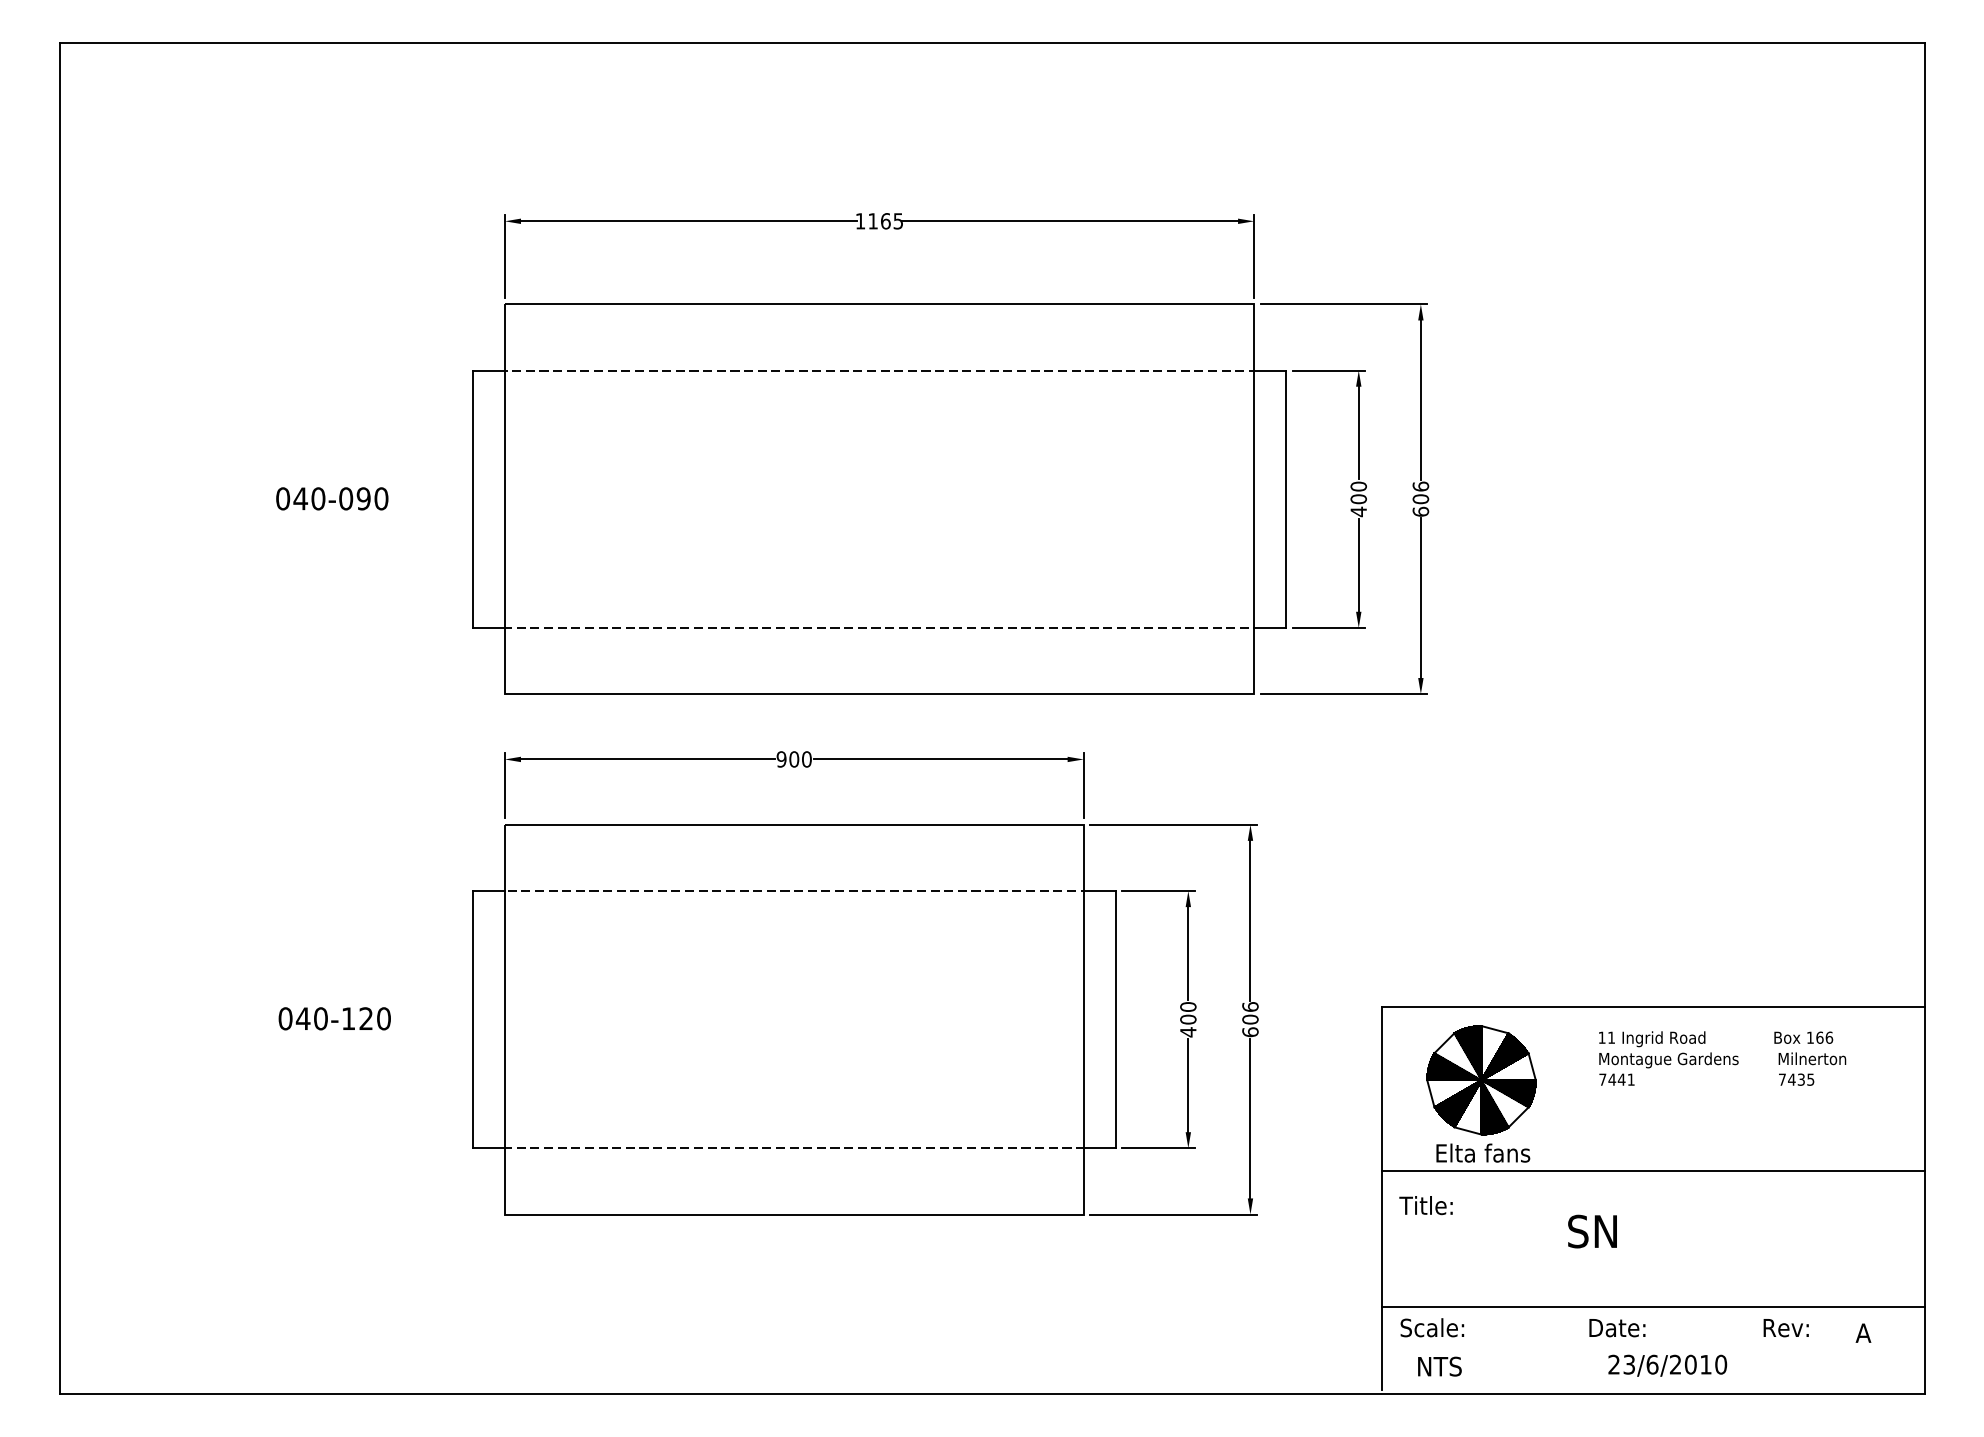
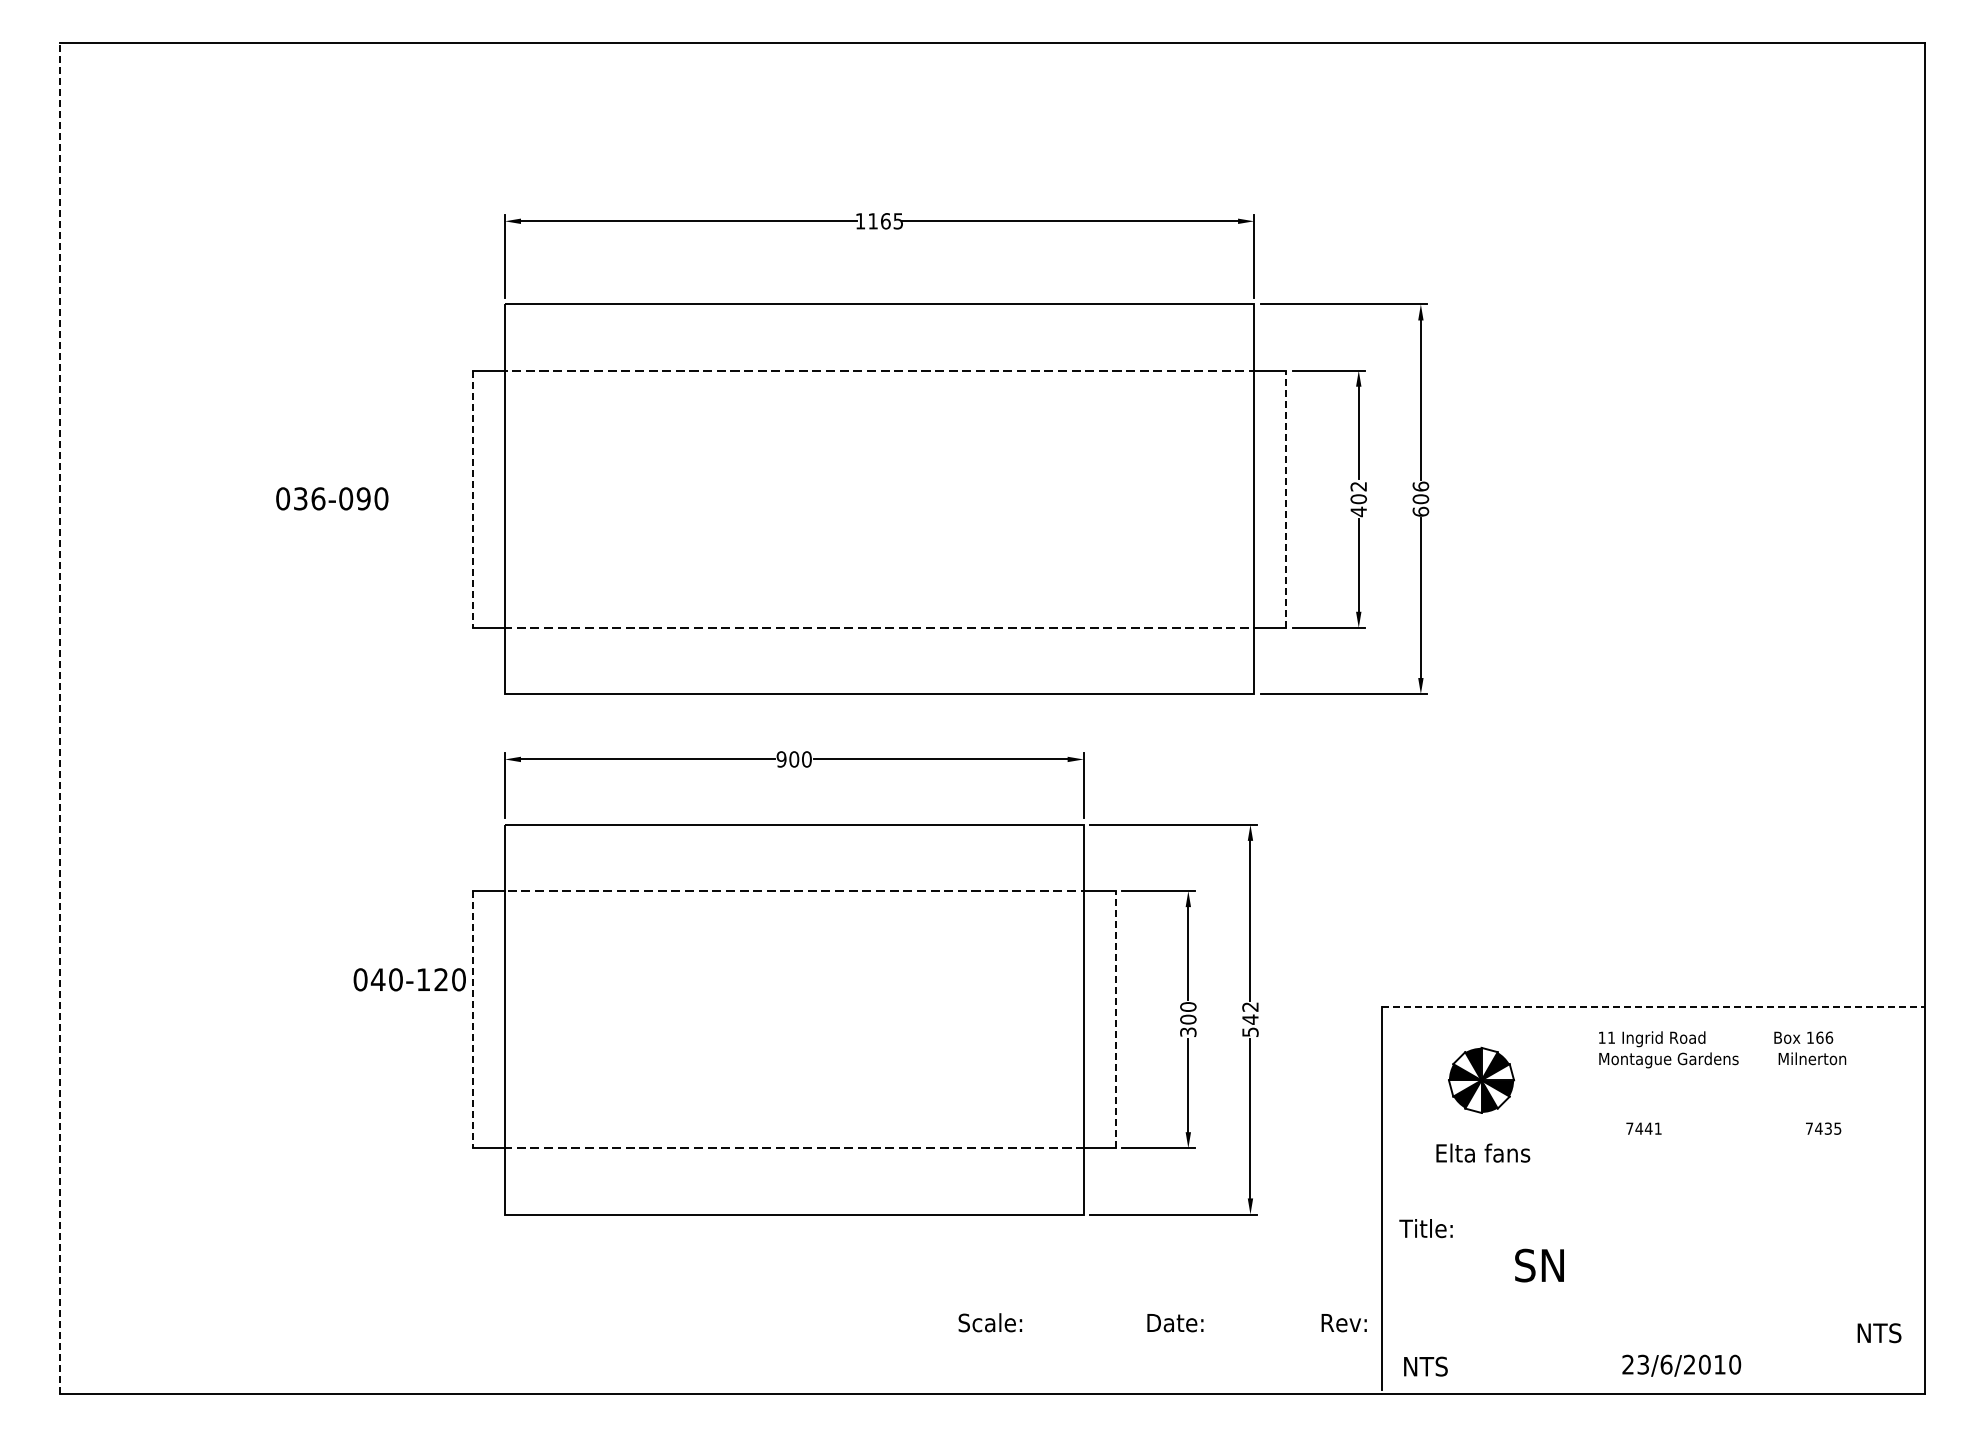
text: 400 -> 402 (1358, 486)
text: 040-090 -> 036-090 (309, 498)
line: solid -> dashed (472, 499)
line: solid -> dashed (1286, 499)
line: solid -> dashed (59, 717)
line: solid -> dashed (1653, 1006)
text position: (334, 1018) -> (409, 979) (409, 979)
line: solid -> dashed (472, 1019)
line: solid -> dashed (1115, 1019)
text: 606 -> 542 (1250, 1019)
text: 400 -> 300 (1188, 1032)
text position: (1706, 1079) -> (1733, 1128) (1733, 1128)
part size: 111x111 px -> 68x68 px (1481, 1079)
line: present -> none (1652, 1170)
text position: (1425, 1205) -> (1425, 1228) (1425, 1228)
text position: (1592, 1231) -> (1539, 1265) (1539, 1265)
line: present -> none (1652, 1307)
text position: (1604, 1327) -> (1162, 1322) (1162, 1322)
text: A -> NTS (1878, 1333)
text position: (1667, 1365) -> (1681, 1365) (1681, 1365)
text position: (1439, 1366) -> (1425, 1366) (1425, 1366)
